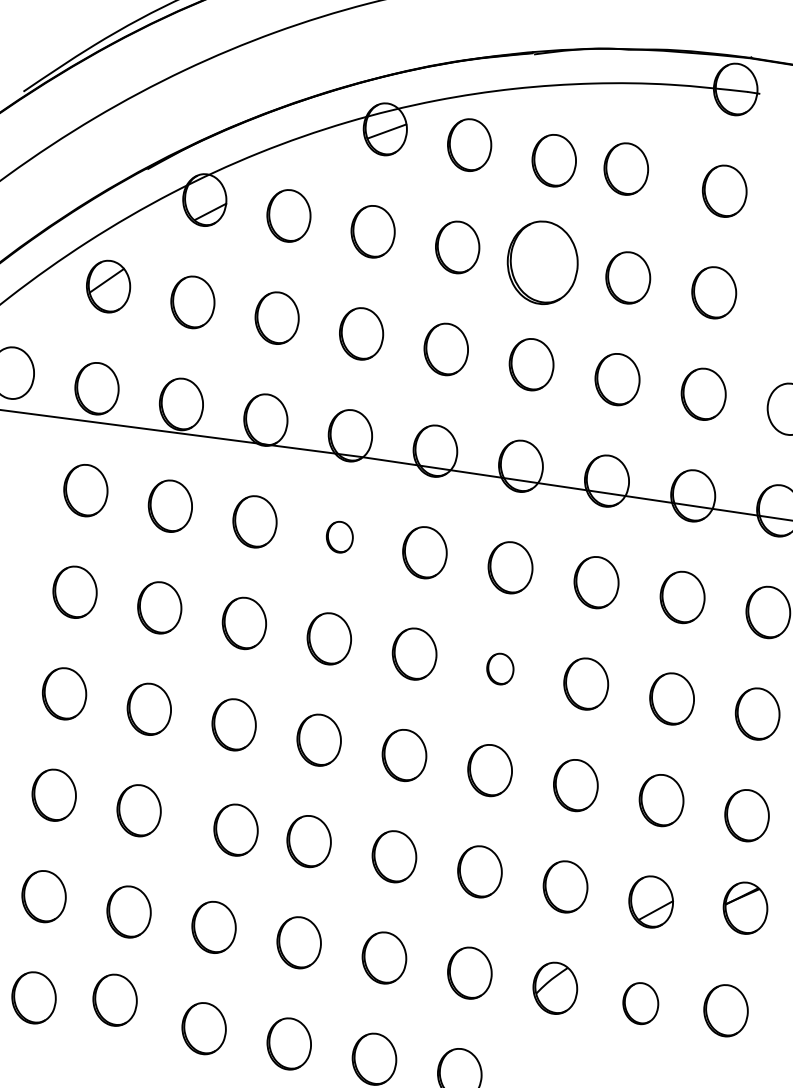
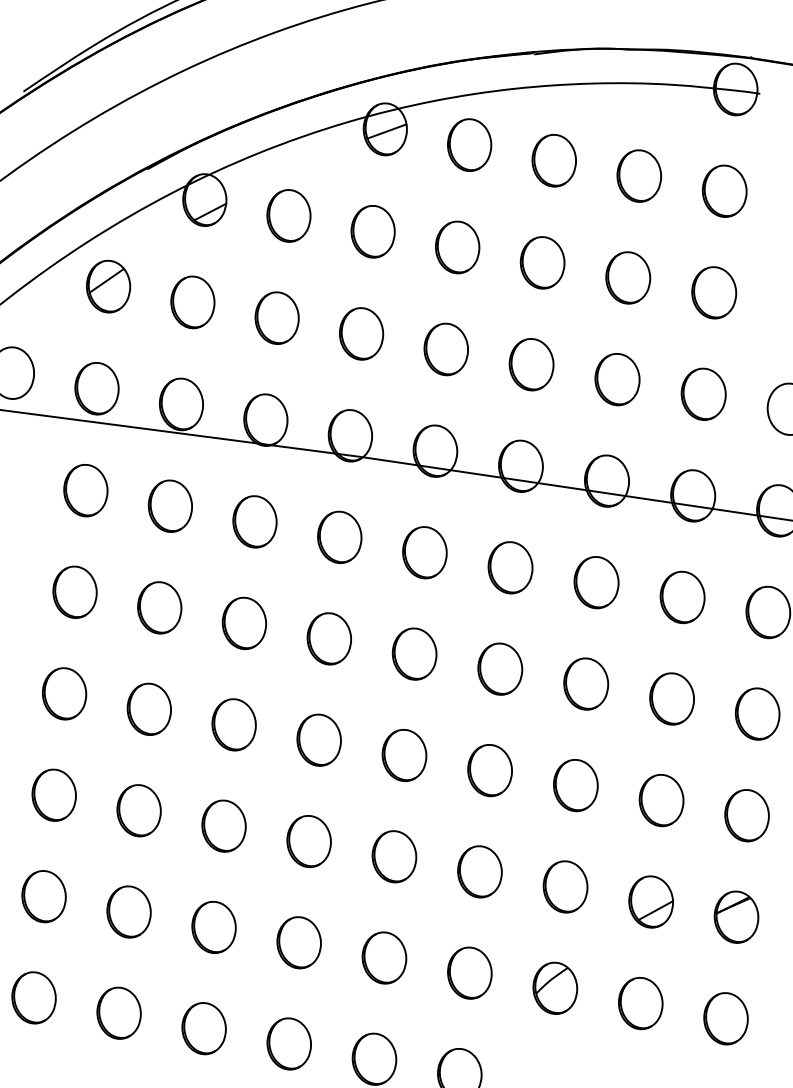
part position: (625, 168) -> (638, 175) (638, 175)
part size: 73x85 px -> 47x54 px (542, 262)
part size: 29x33 px -> 46x54 px (339, 536)
part size: 29x34 px -> 47x54 px (500, 668)
part position: (235, 829) -> (223, 825) (223, 825)
part position: (745, 907) -> (736, 916) (736, 916)
part position: (114, 999) -> (118, 1012) (118, 1012)
part size: 38x44 px -> 46x54 px (640, 1003)
part position: (725, 1010) -> (725, 1018) (725, 1018)
